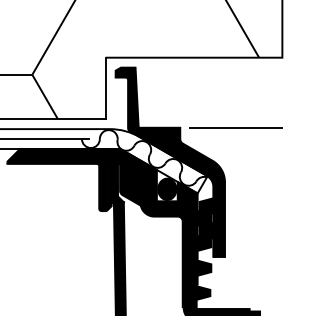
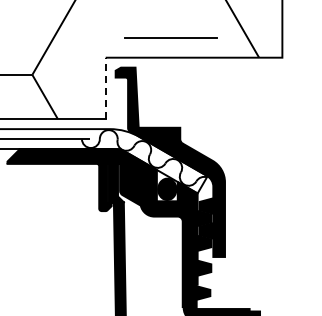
line: solid -> dashed (105, 88)
line position: (235, 127) -> (170, 37) (170, 37)
